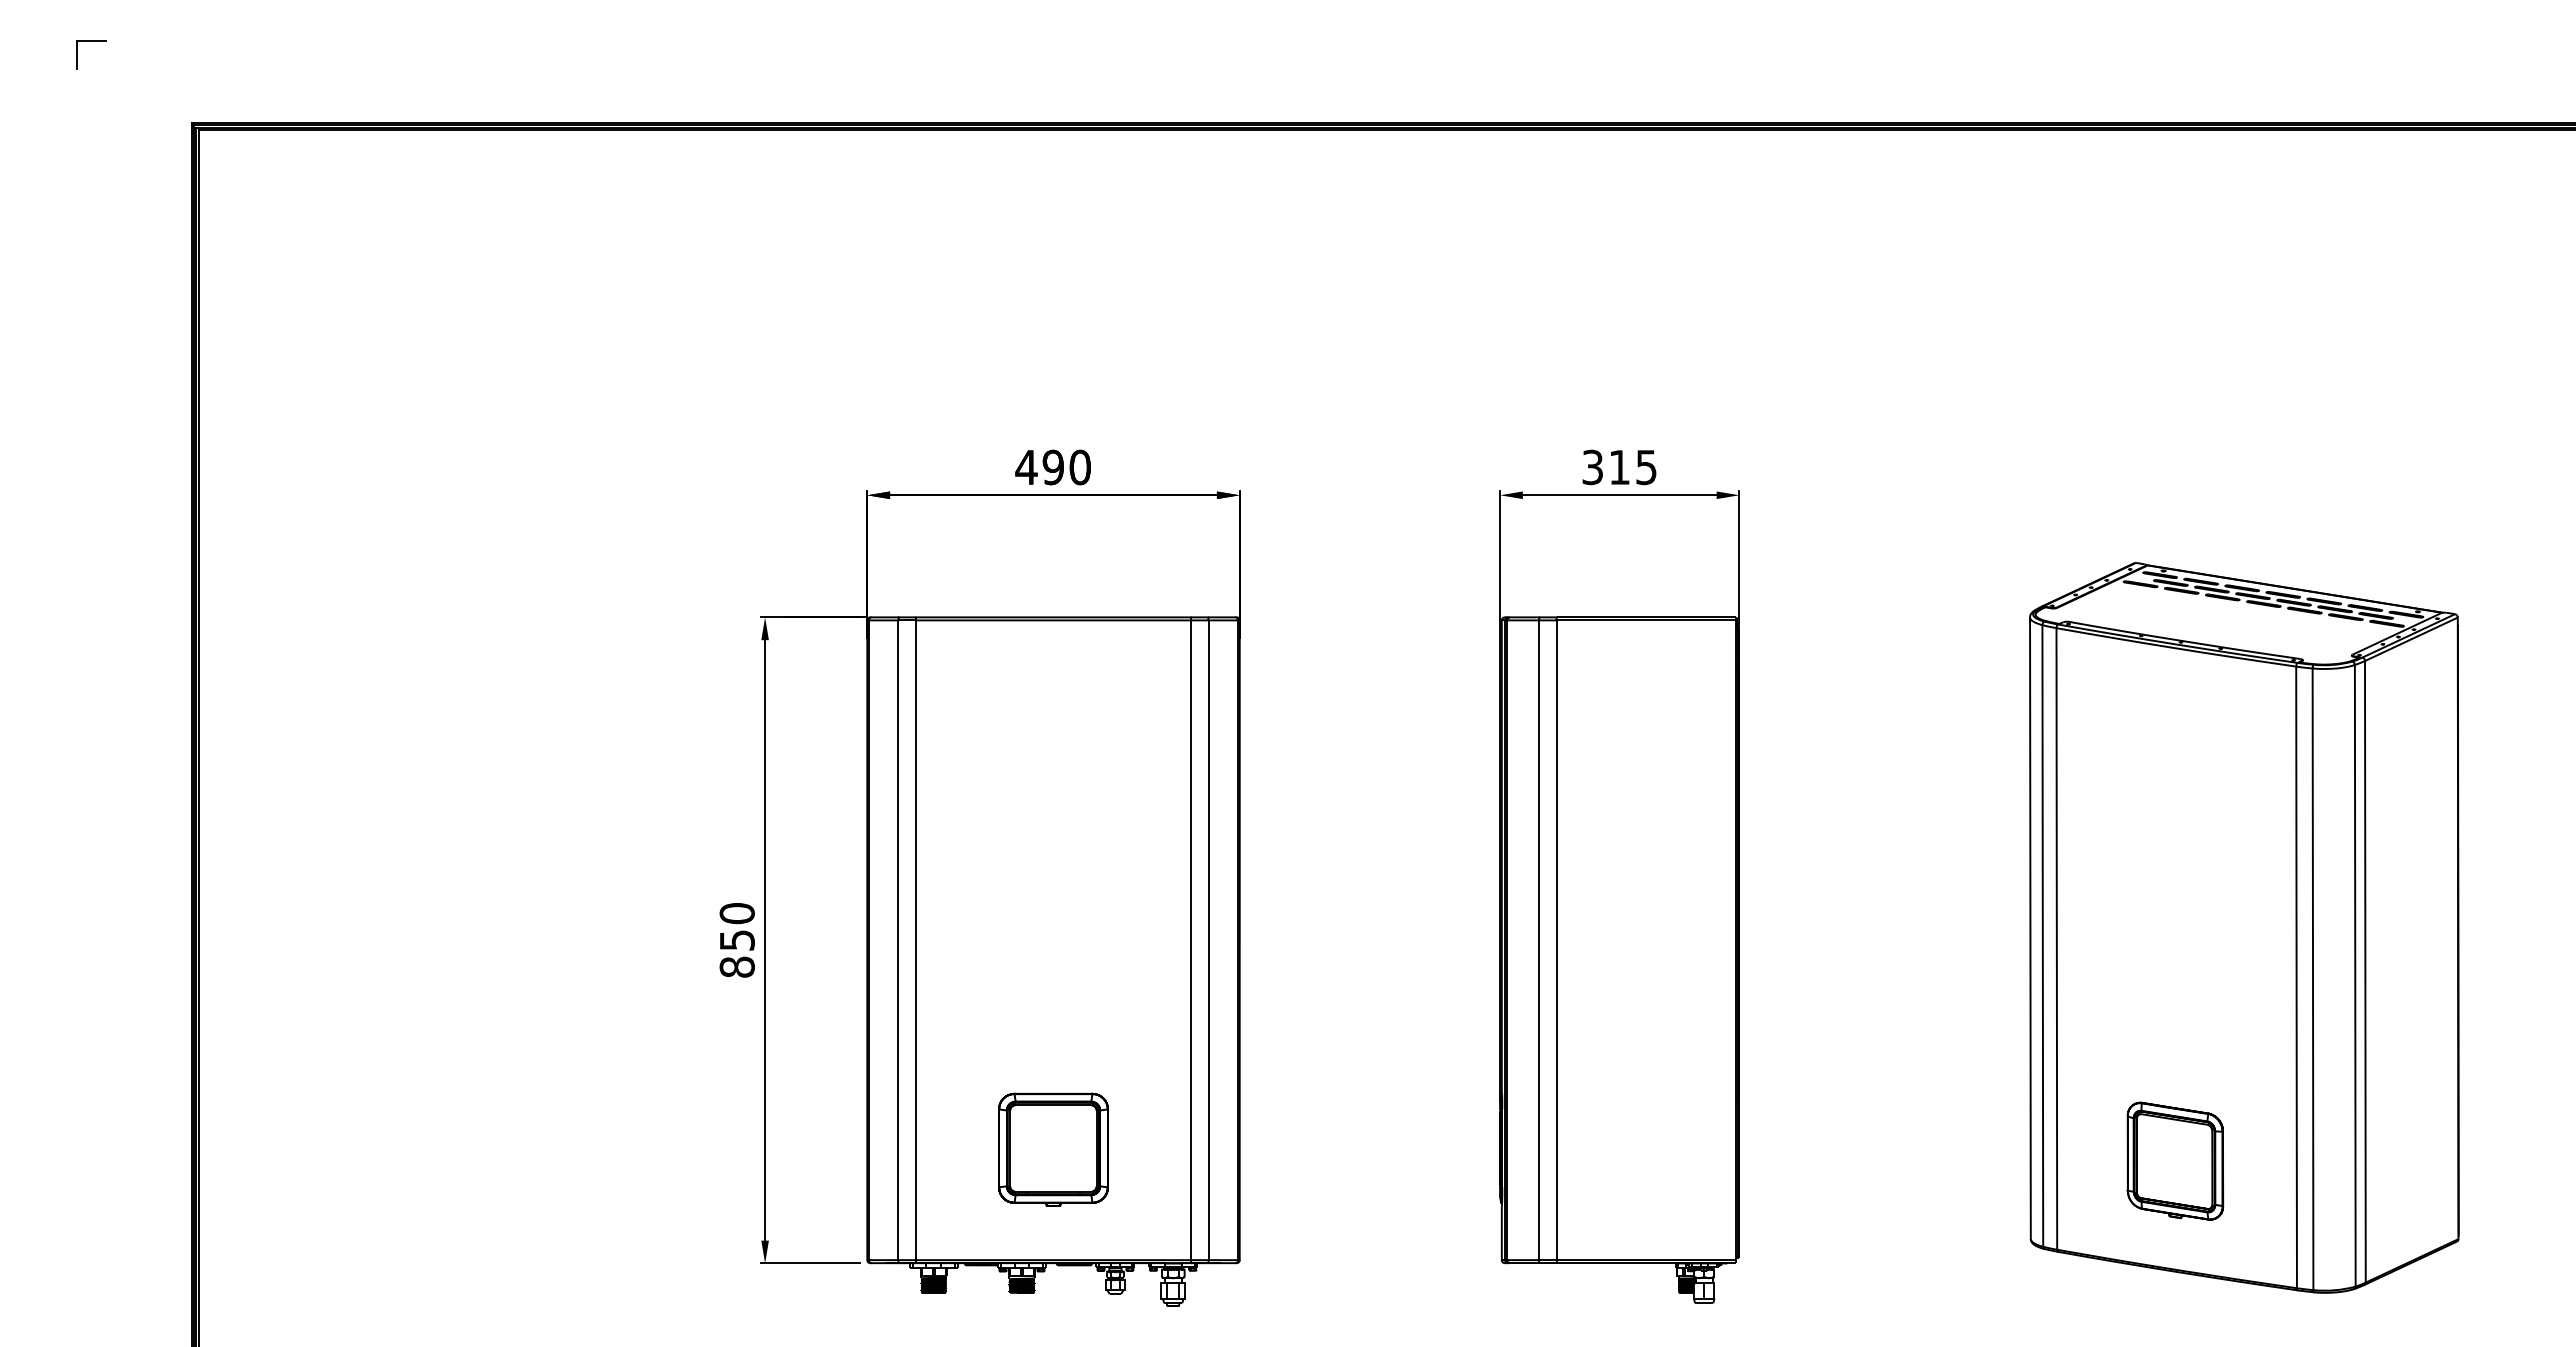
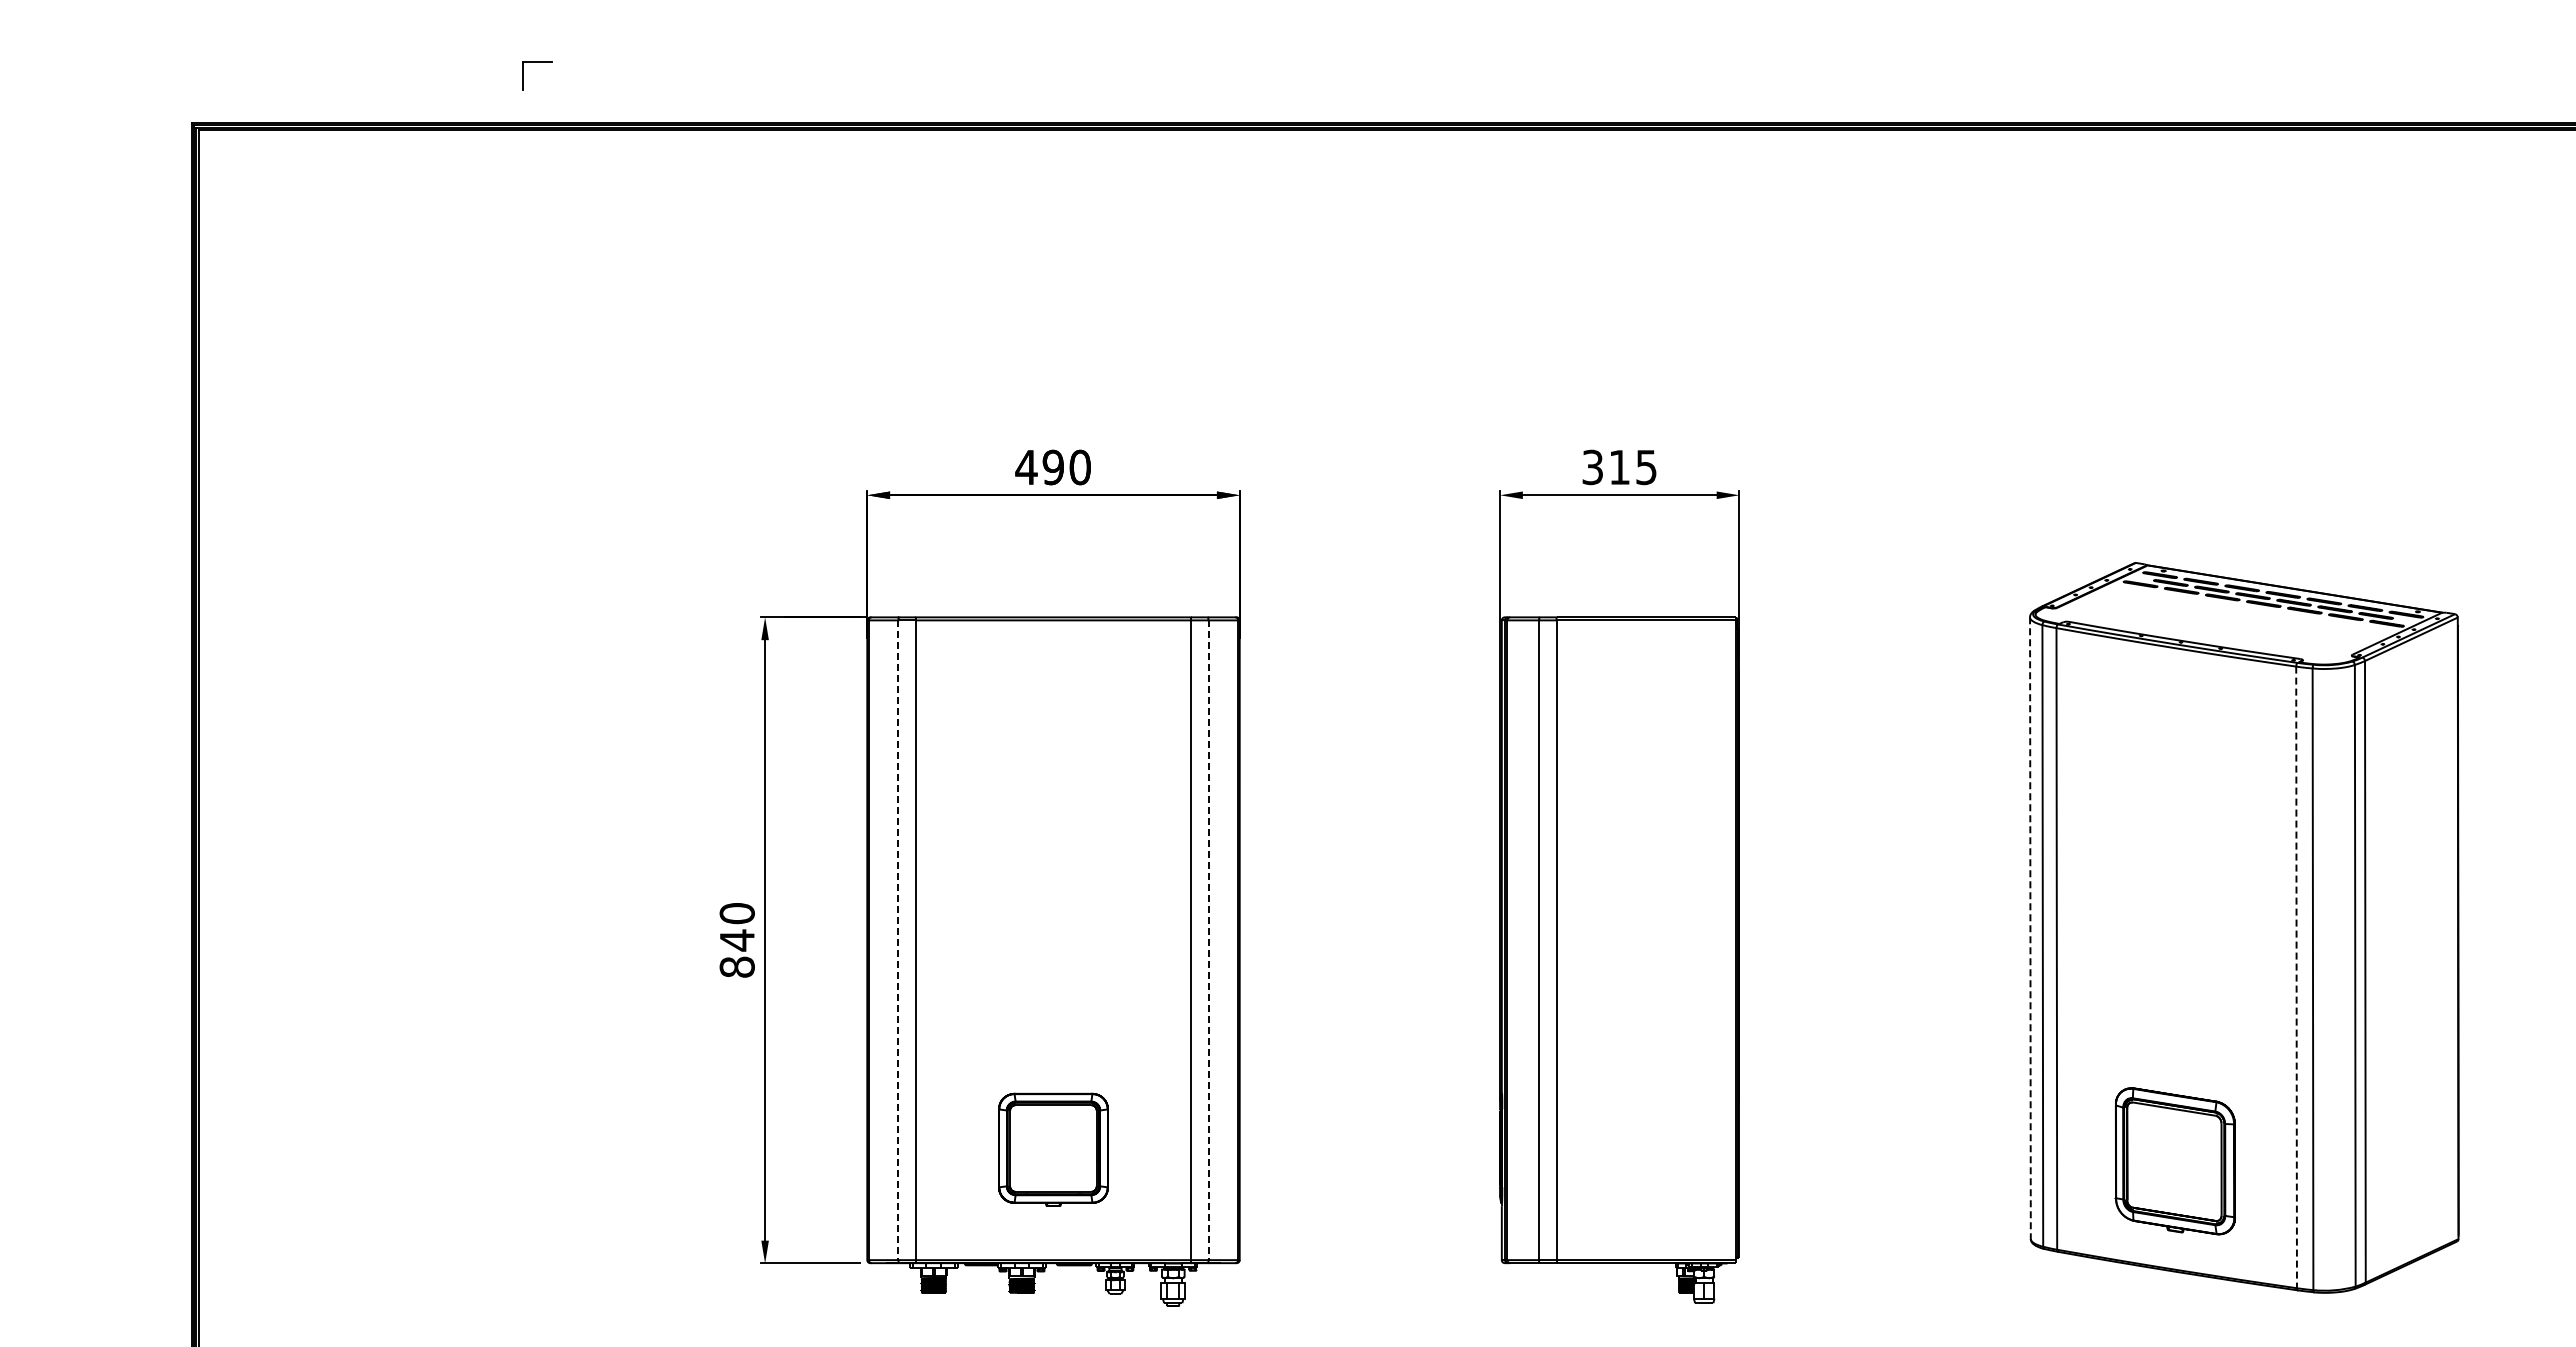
part position: (91, 41) -> (537, 62) (537, 62)
line: solid -> dashed (2030, 928)
text: 850 -> 840 (737, 940)
line: solid -> dashed (898, 940)
line: solid -> dashed (1208, 940)
line: solid -> dashed (2296, 977)
part size: 99x120 px -> 122x149 px (2174, 1161)
